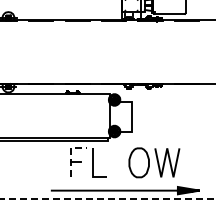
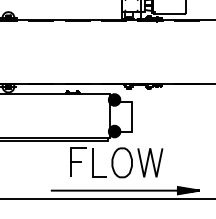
line: dashed -> solid (70, 154)
part position: (154, 162) -> (137, 162) (137, 162)
line: dashed -> solid (107, 199)
